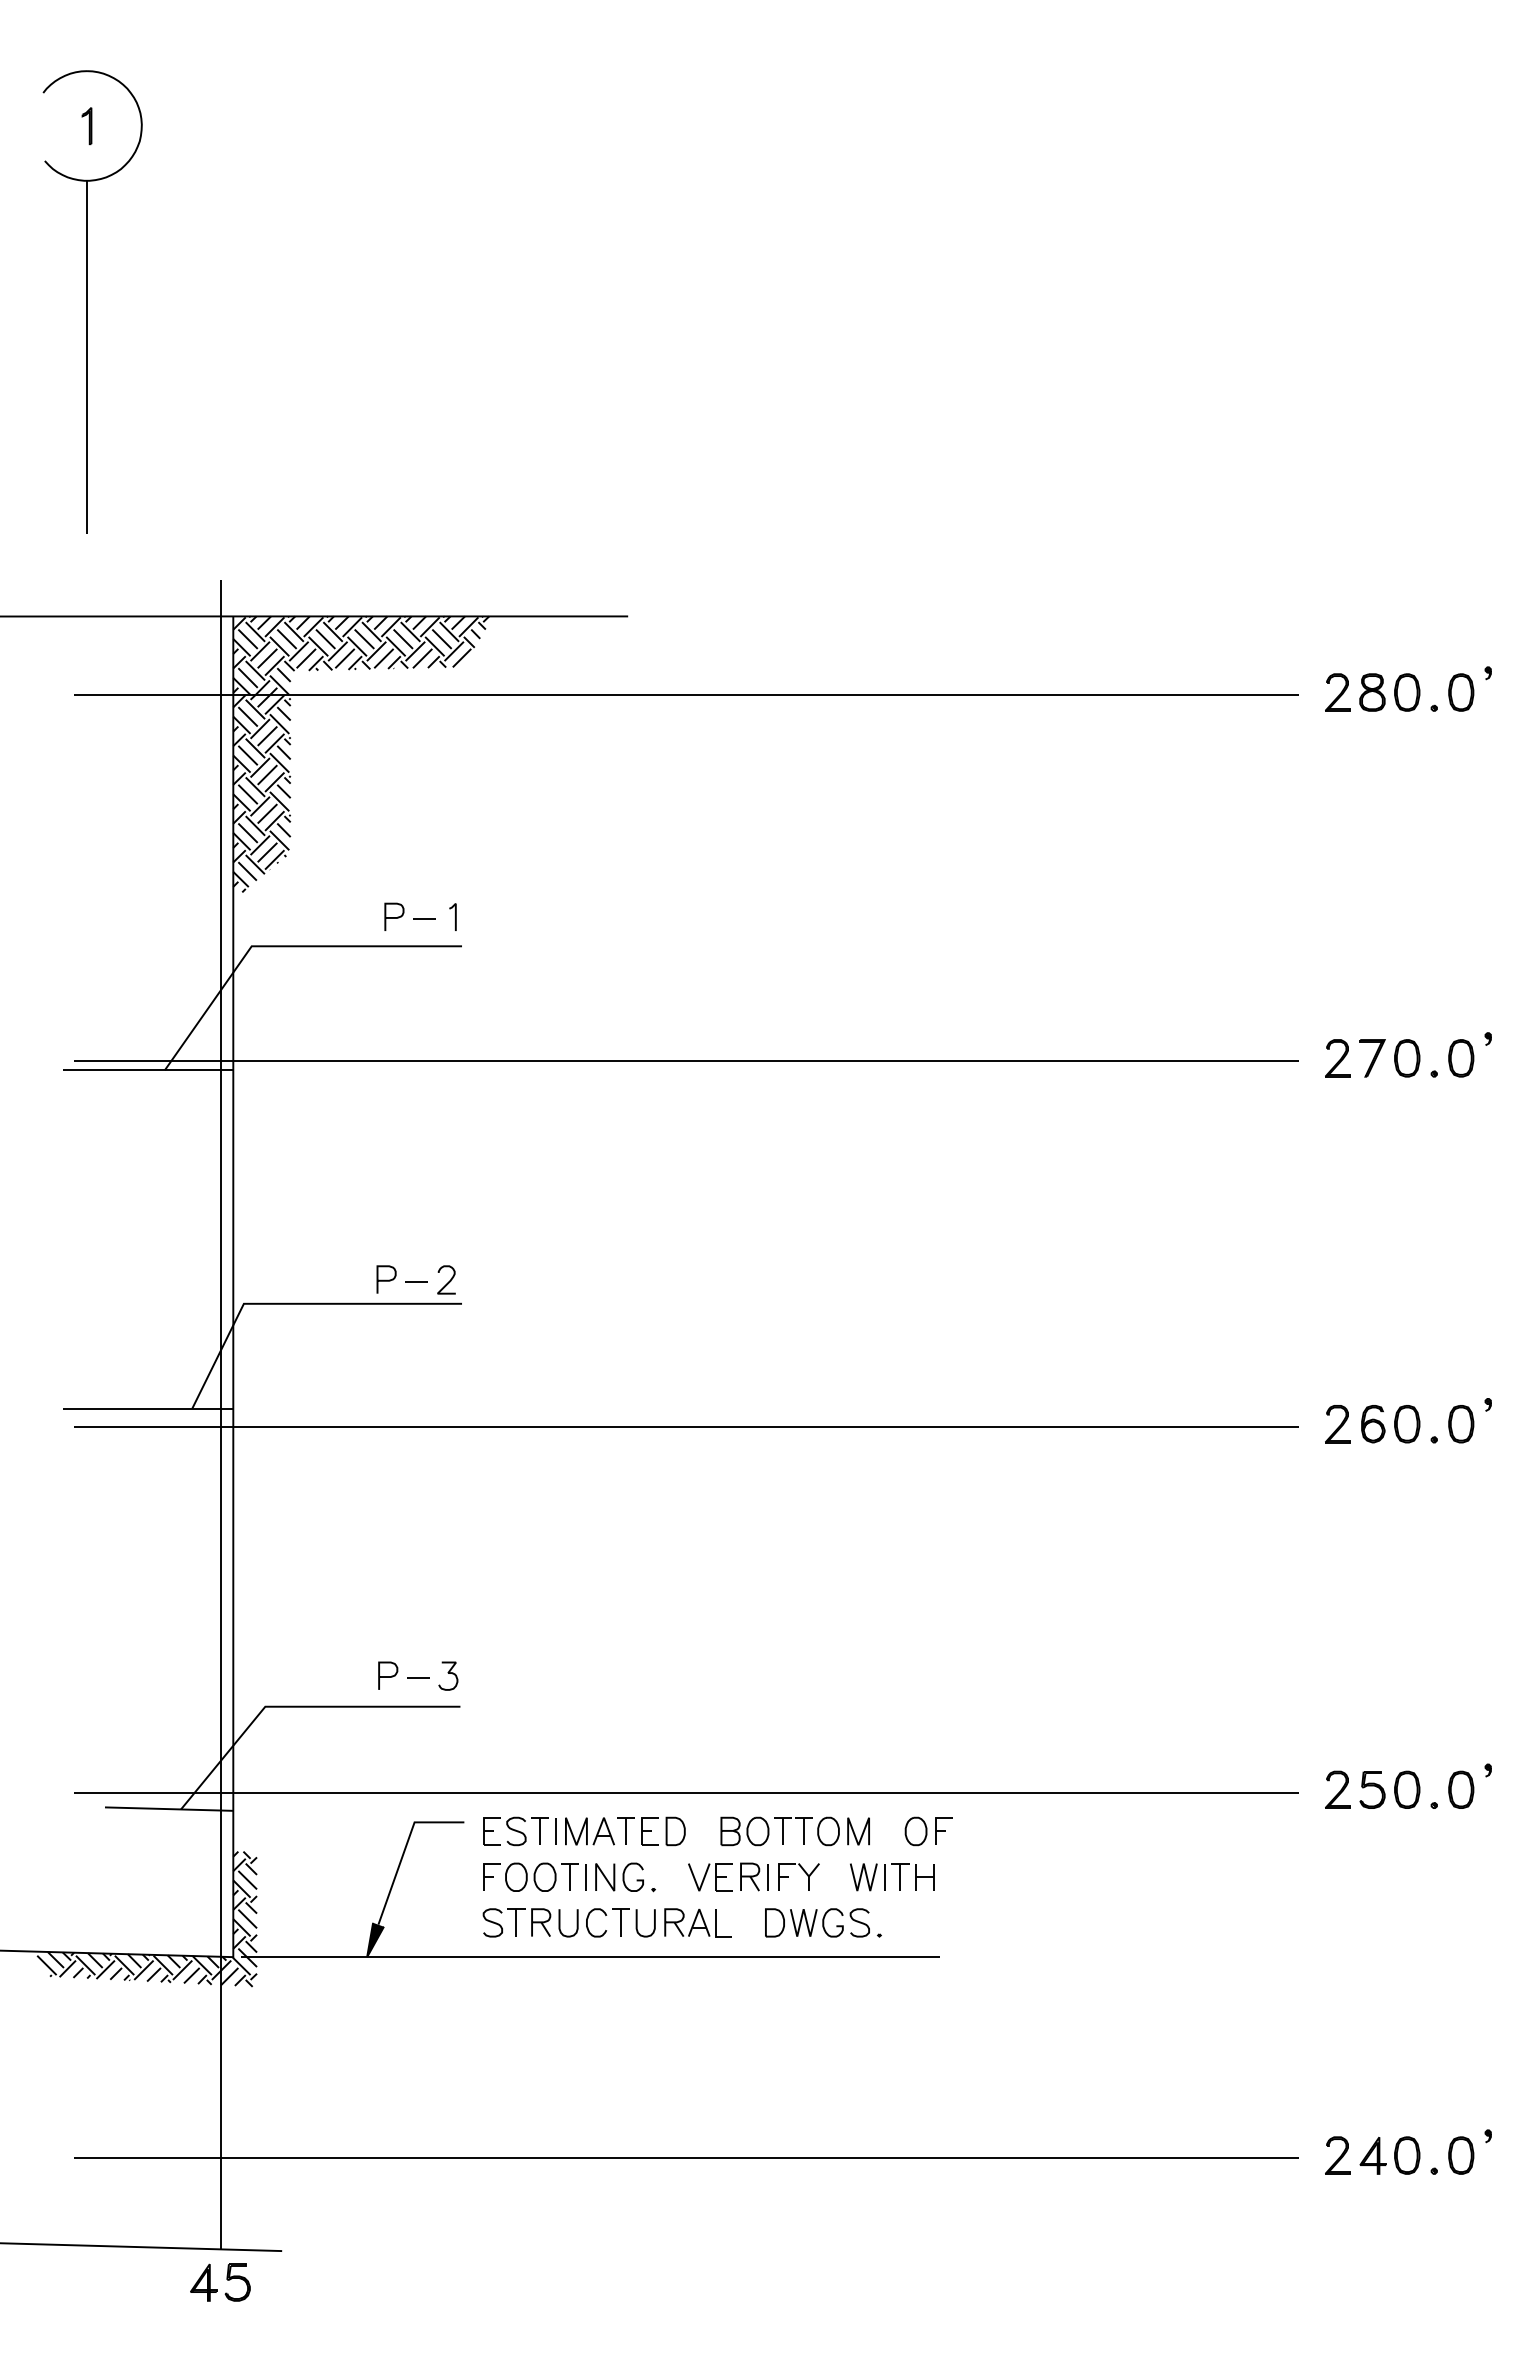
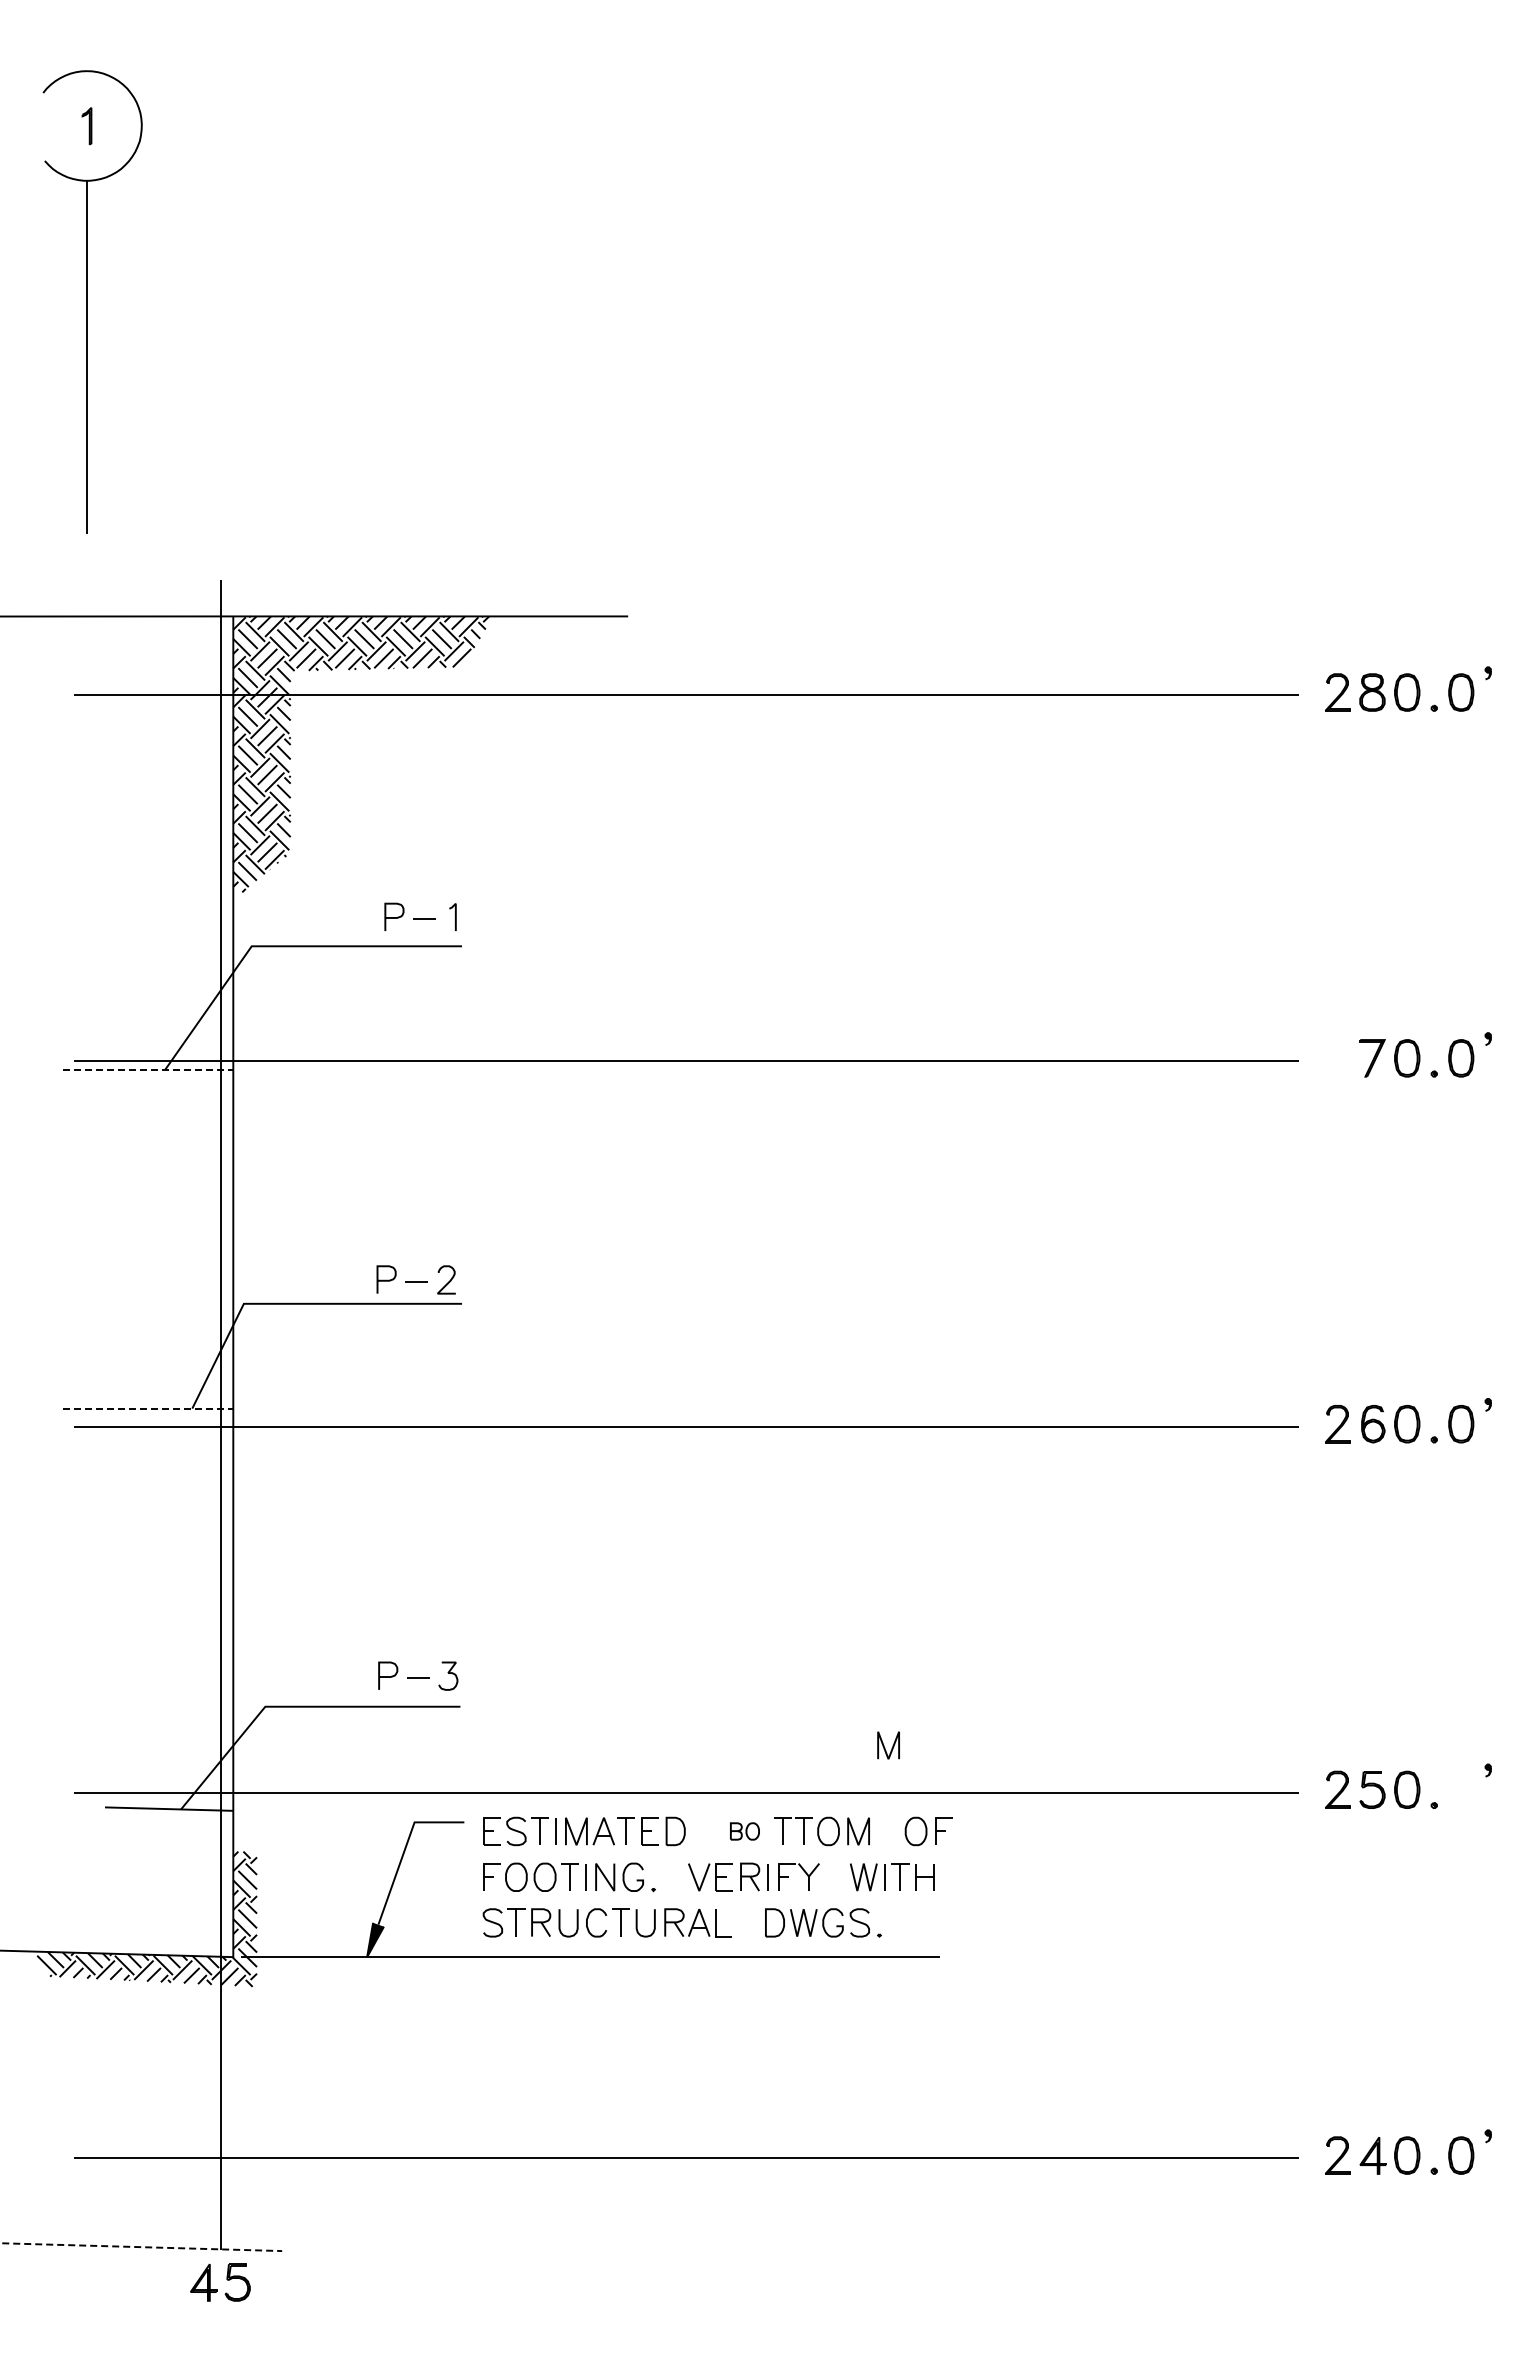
part: present -> none (1337, 1058)
line: solid -> dashed (148, 1070)
line: solid -> dashed (148, 1408)
line: none -> present (885, 1747)
part: present -> none (1461, 1789)
part size: 50x31 px -> 30x19 px (744, 1831)
line: solid -> dashed (141, 2247)
